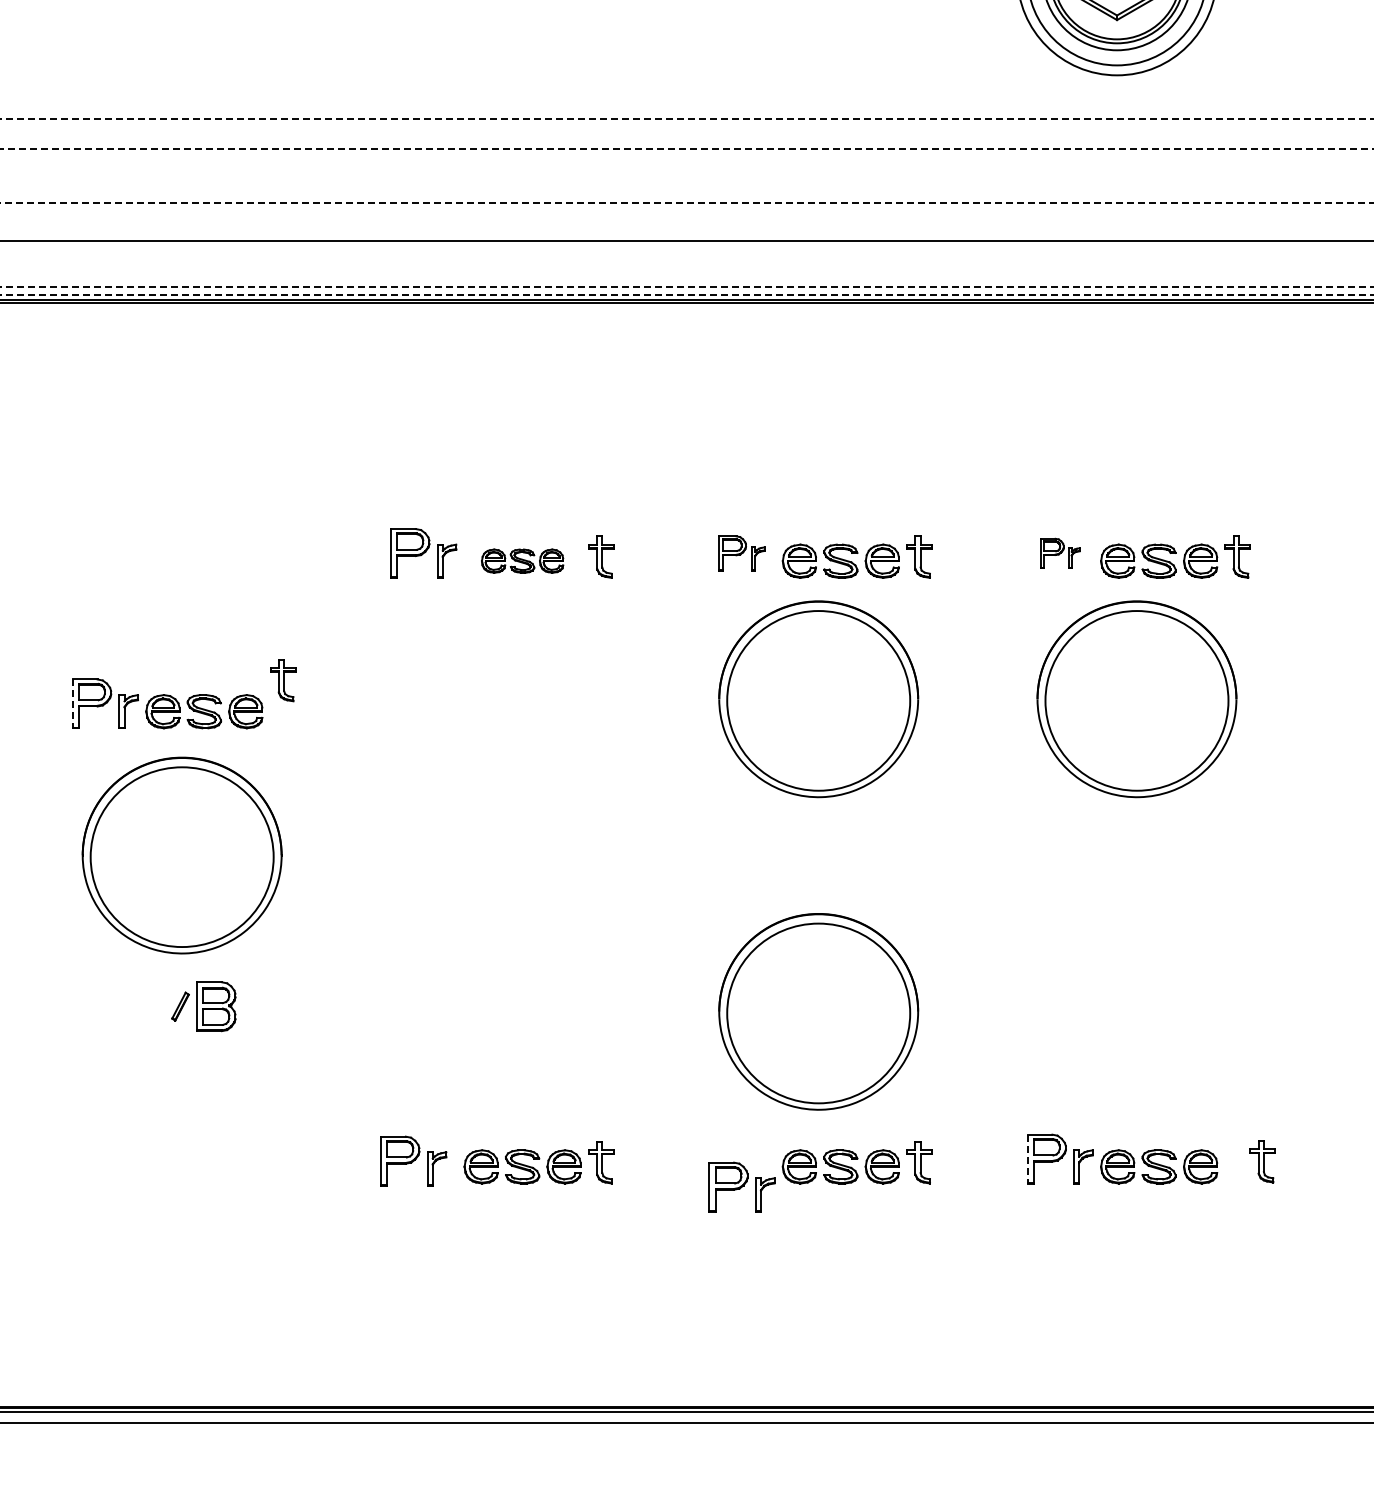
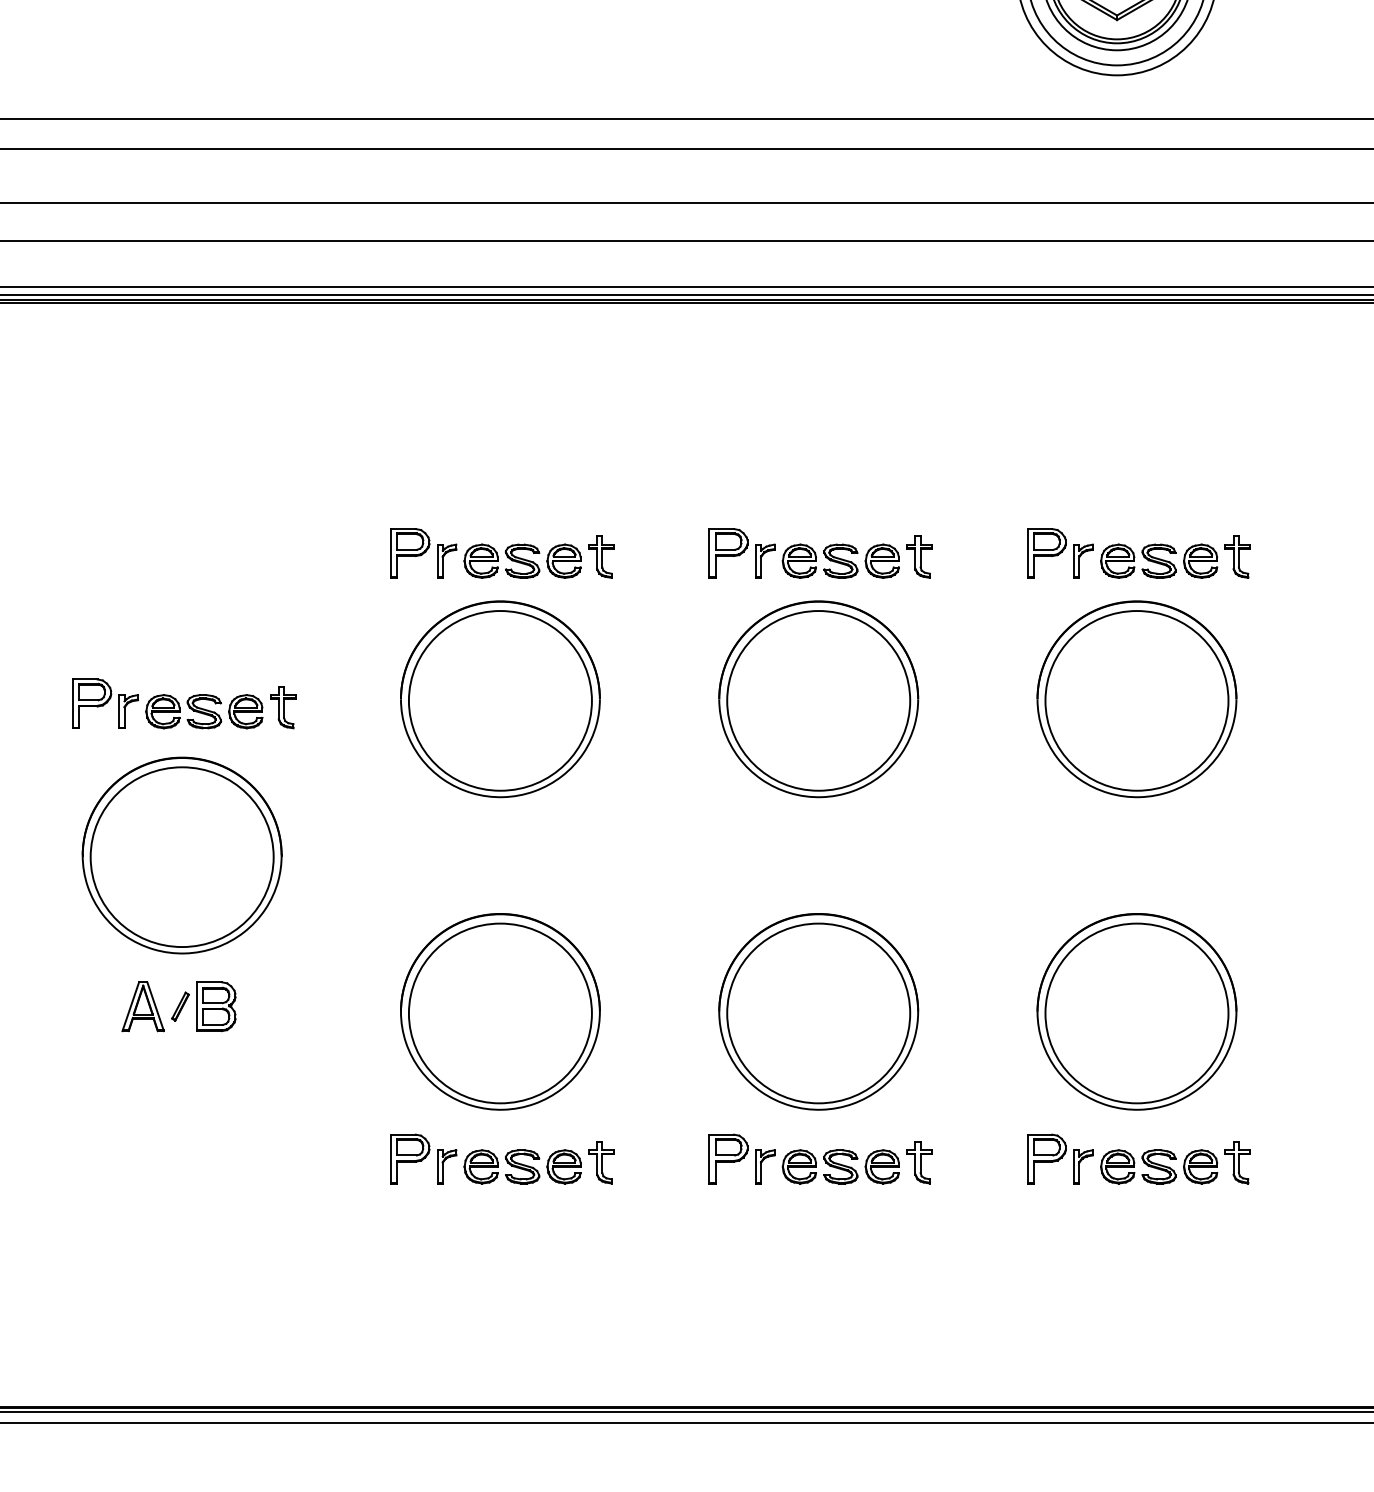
line: dashed -> solid (687, 119)
line: dashed -> solid (686, 149)
line: dashed -> solid (686, 202)
line: dashed -> solid (687, 286)
line: dashed -> solid (687, 294)
part size: 41x32 px -> 67x51 px (1060, 553)
part size: 48x37 px -> 68x51 px (741, 553)
part size: 84x26 px -> 119x36 px (522, 560)
part position: (283, 680) -> (283, 707) (283, 707)
part: none -> present (500, 699)
line: dashed -> solid (72, 704)
part: none -> present (142, 1006)
part: none -> present (500, 1011)
part: none -> present (1136, 1011)
line: dashed -> solid (1027, 1159)
part position: (413, 1160) -> (423, 1158) (423, 1158)
part position: (1262, 1161) -> (1237, 1162) (1237, 1162)
part position: (741, 1186) -> (741, 1158) (741, 1158)
